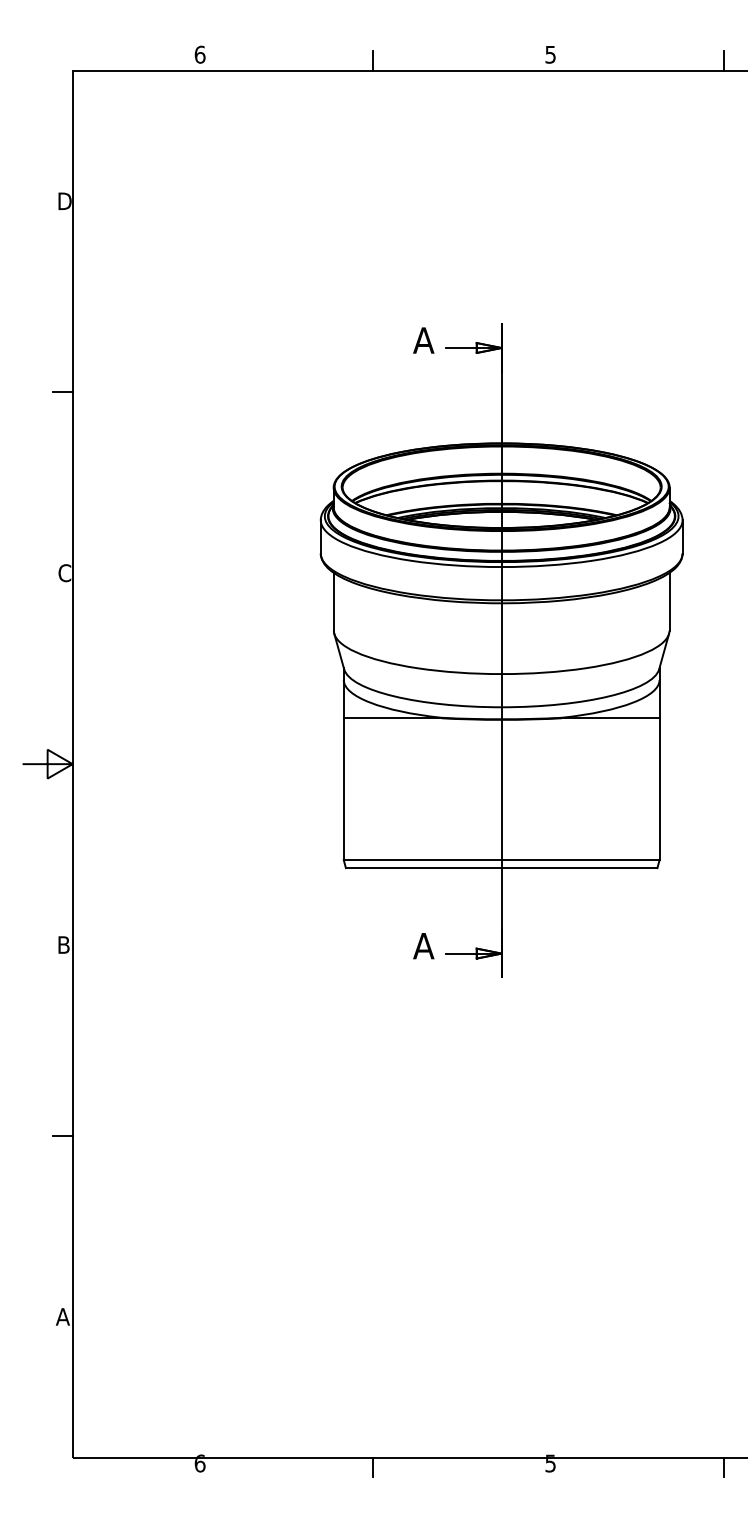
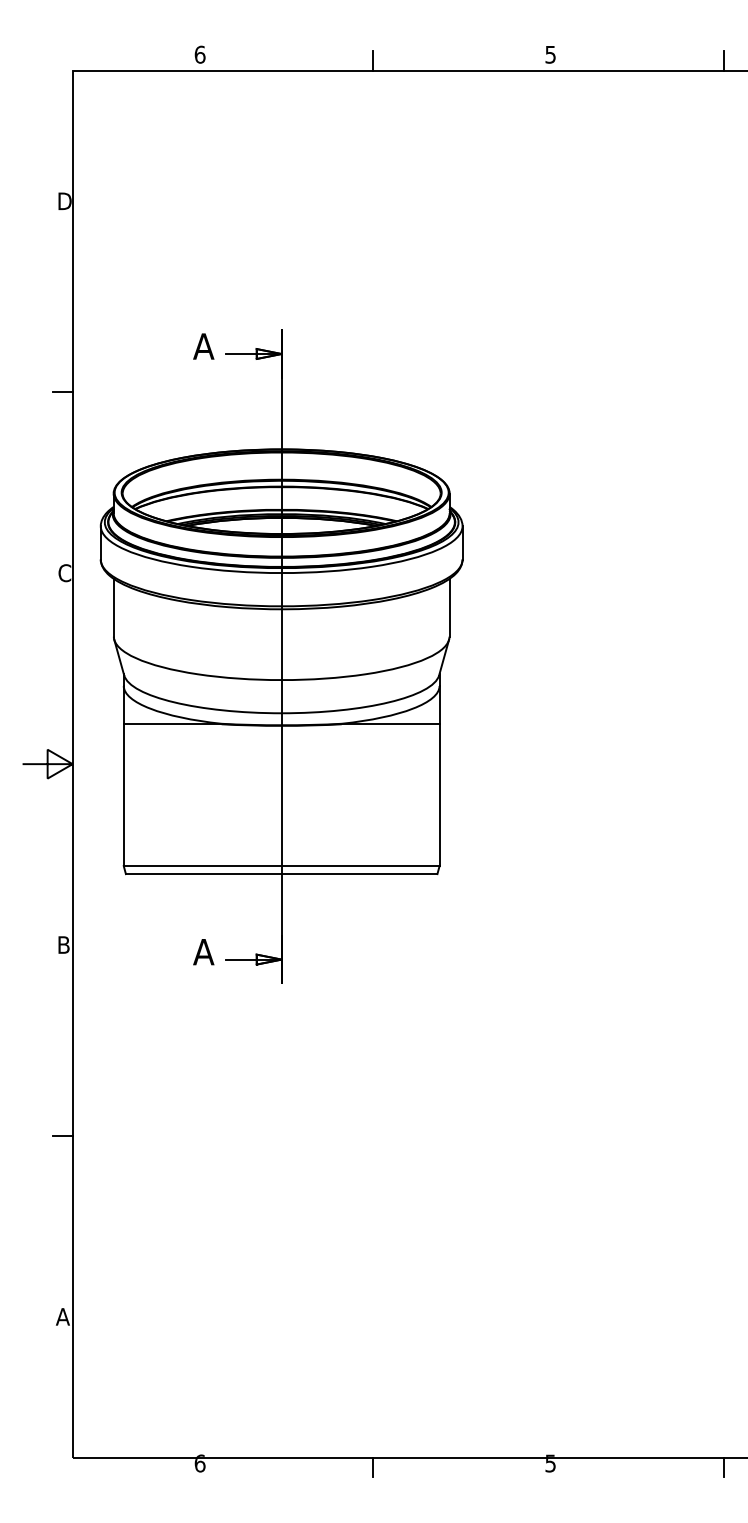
part position: (501, 650) -> (281, 656) (281, 656)
